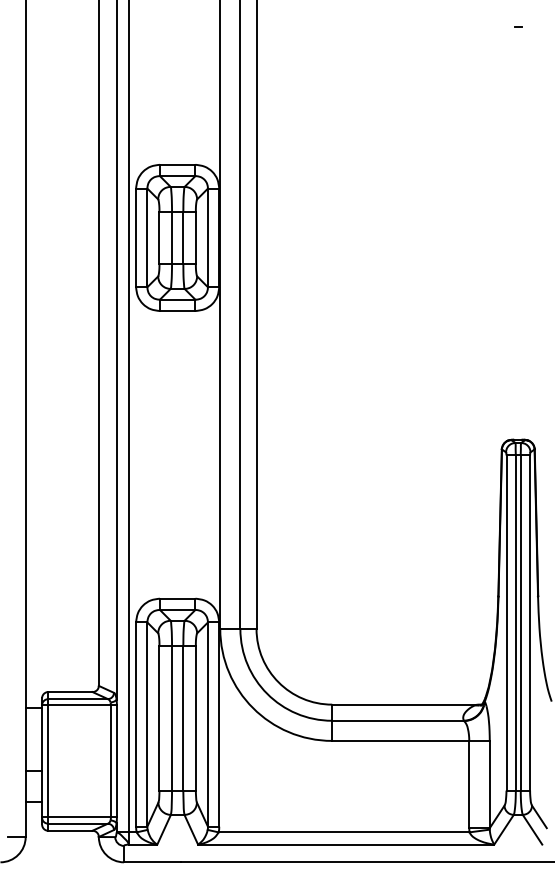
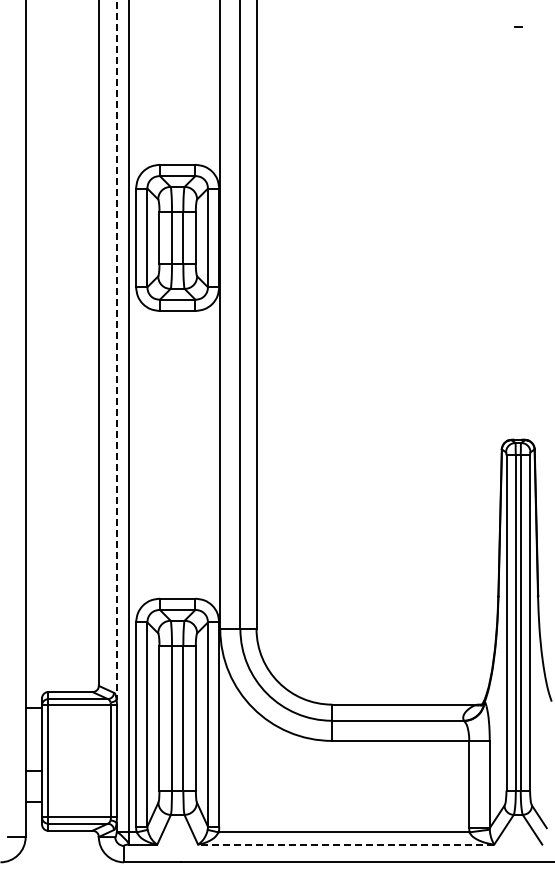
line: solid -> dashed (116, 350)
line: solid -> dashed (345, 844)
